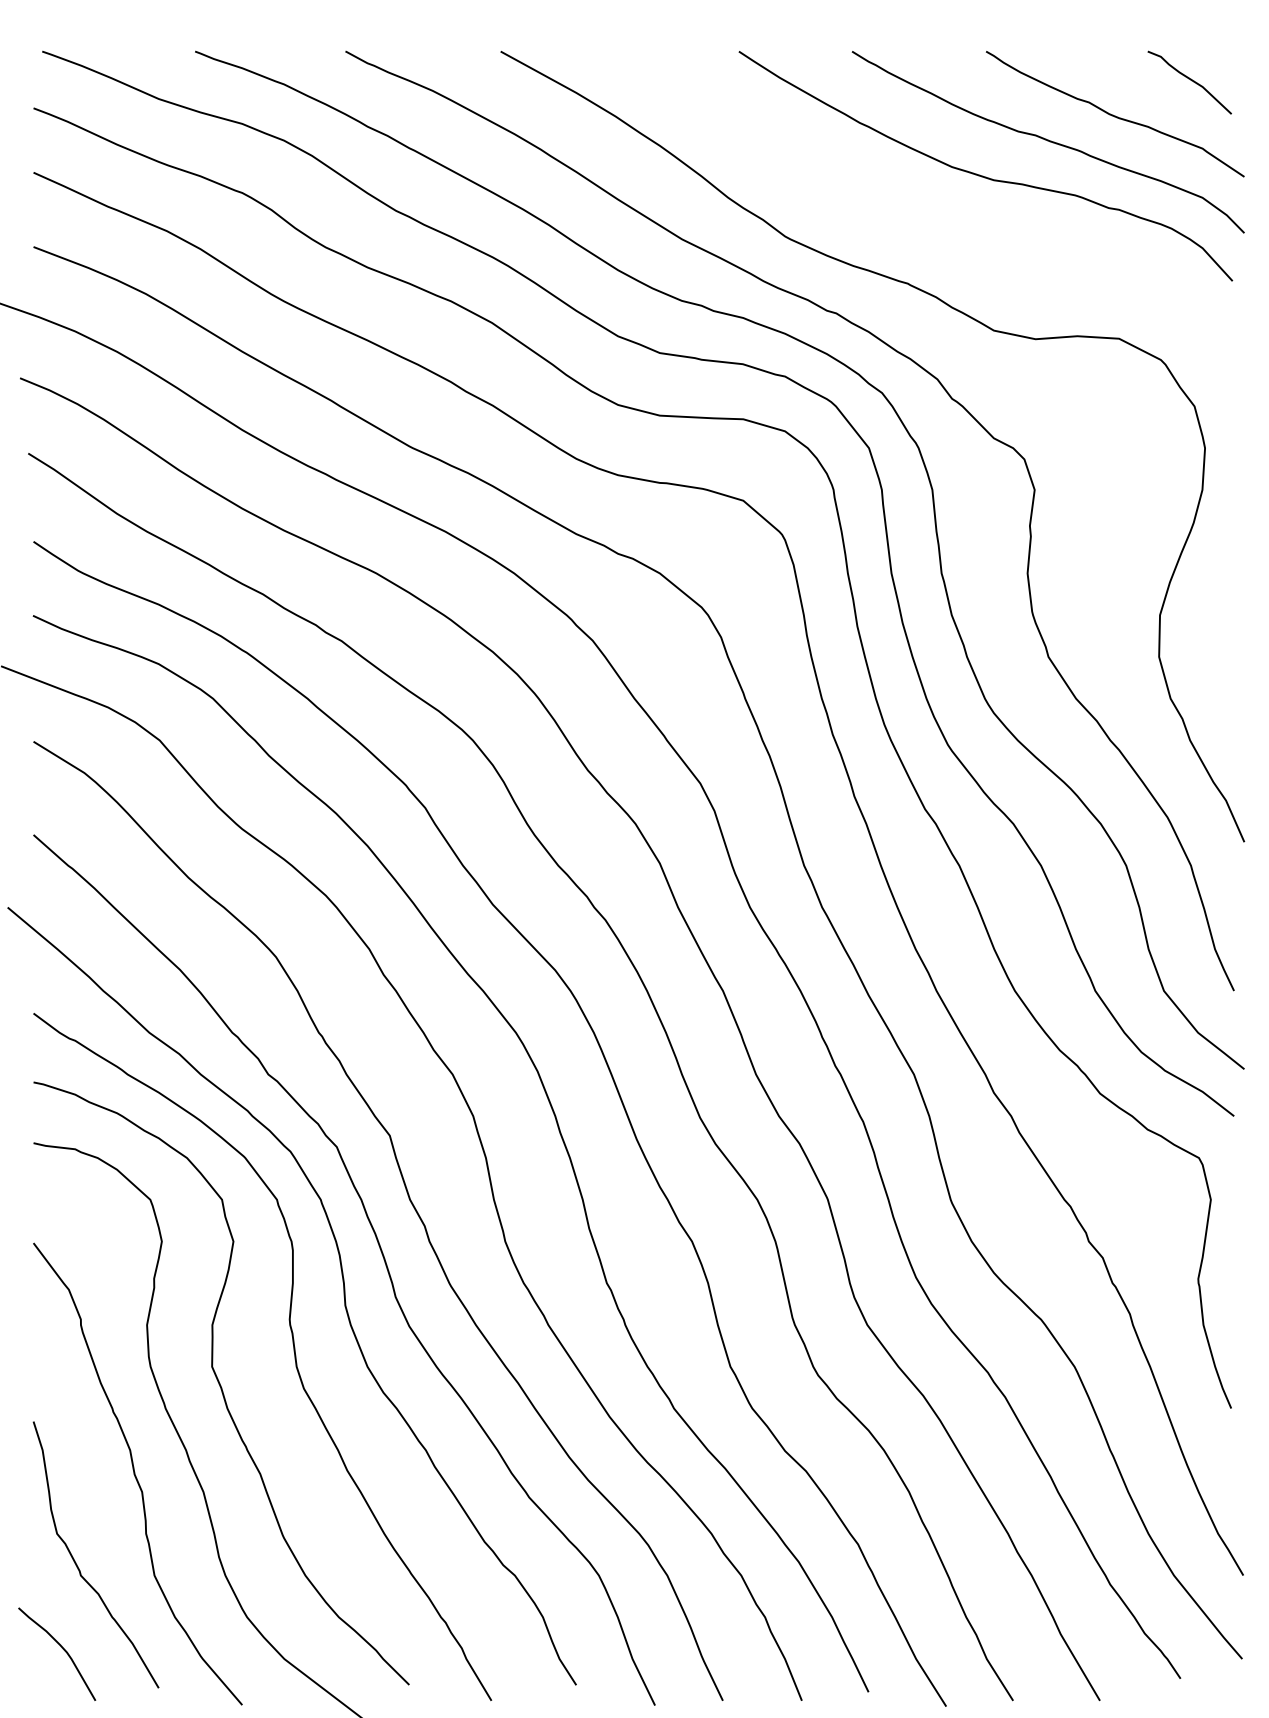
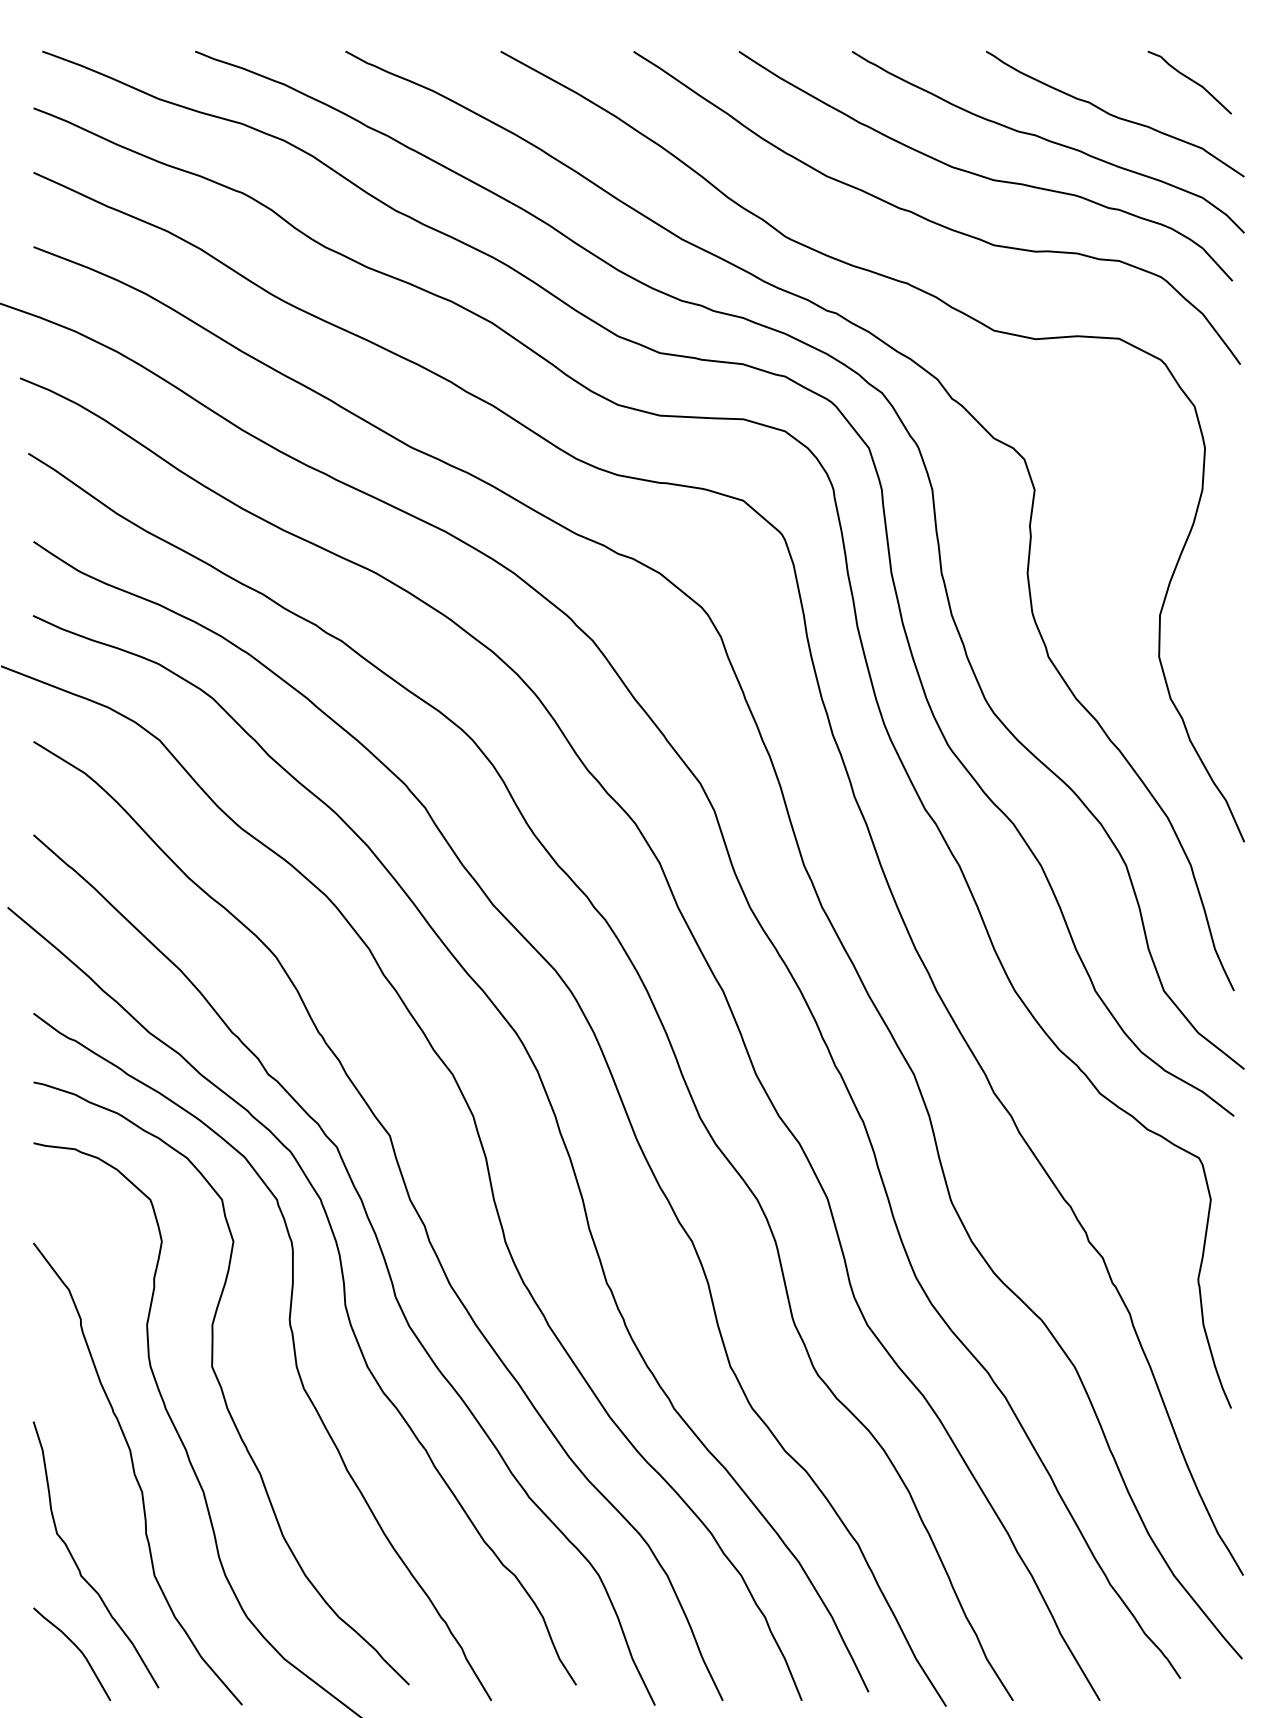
curve: none -> present (929, 219)
curve position: (62, 1649) -> (77, 1649) (77, 1649)
